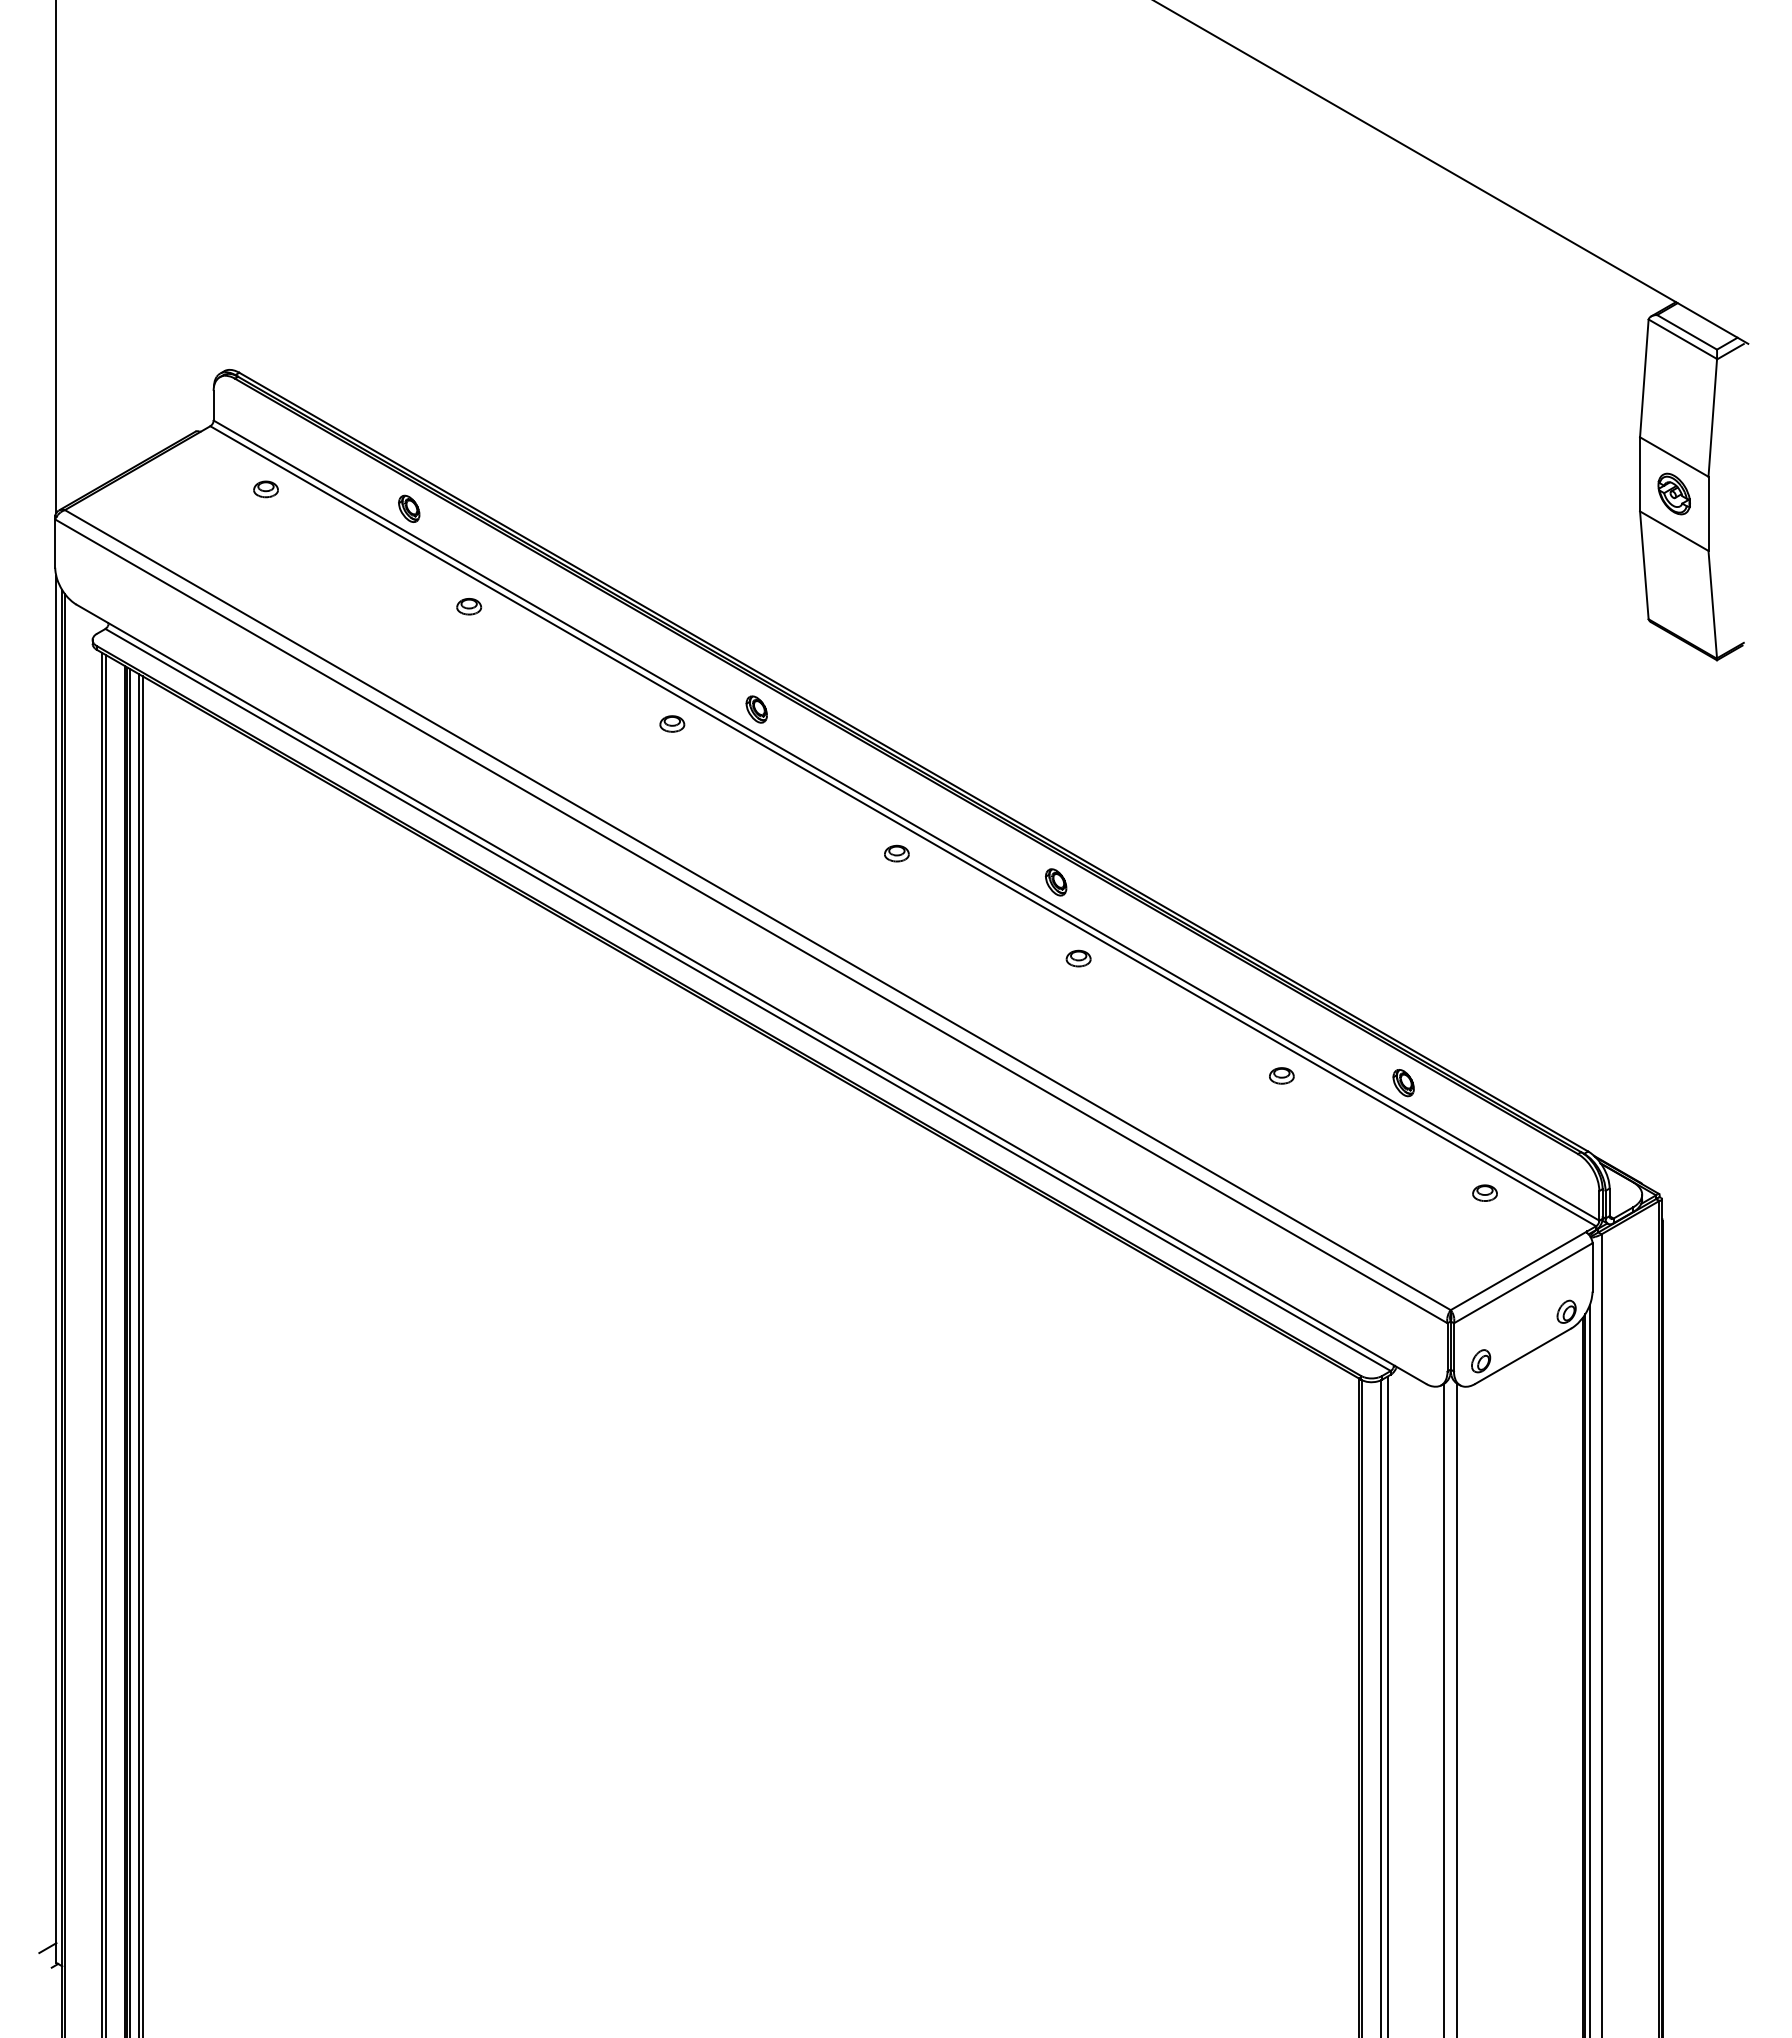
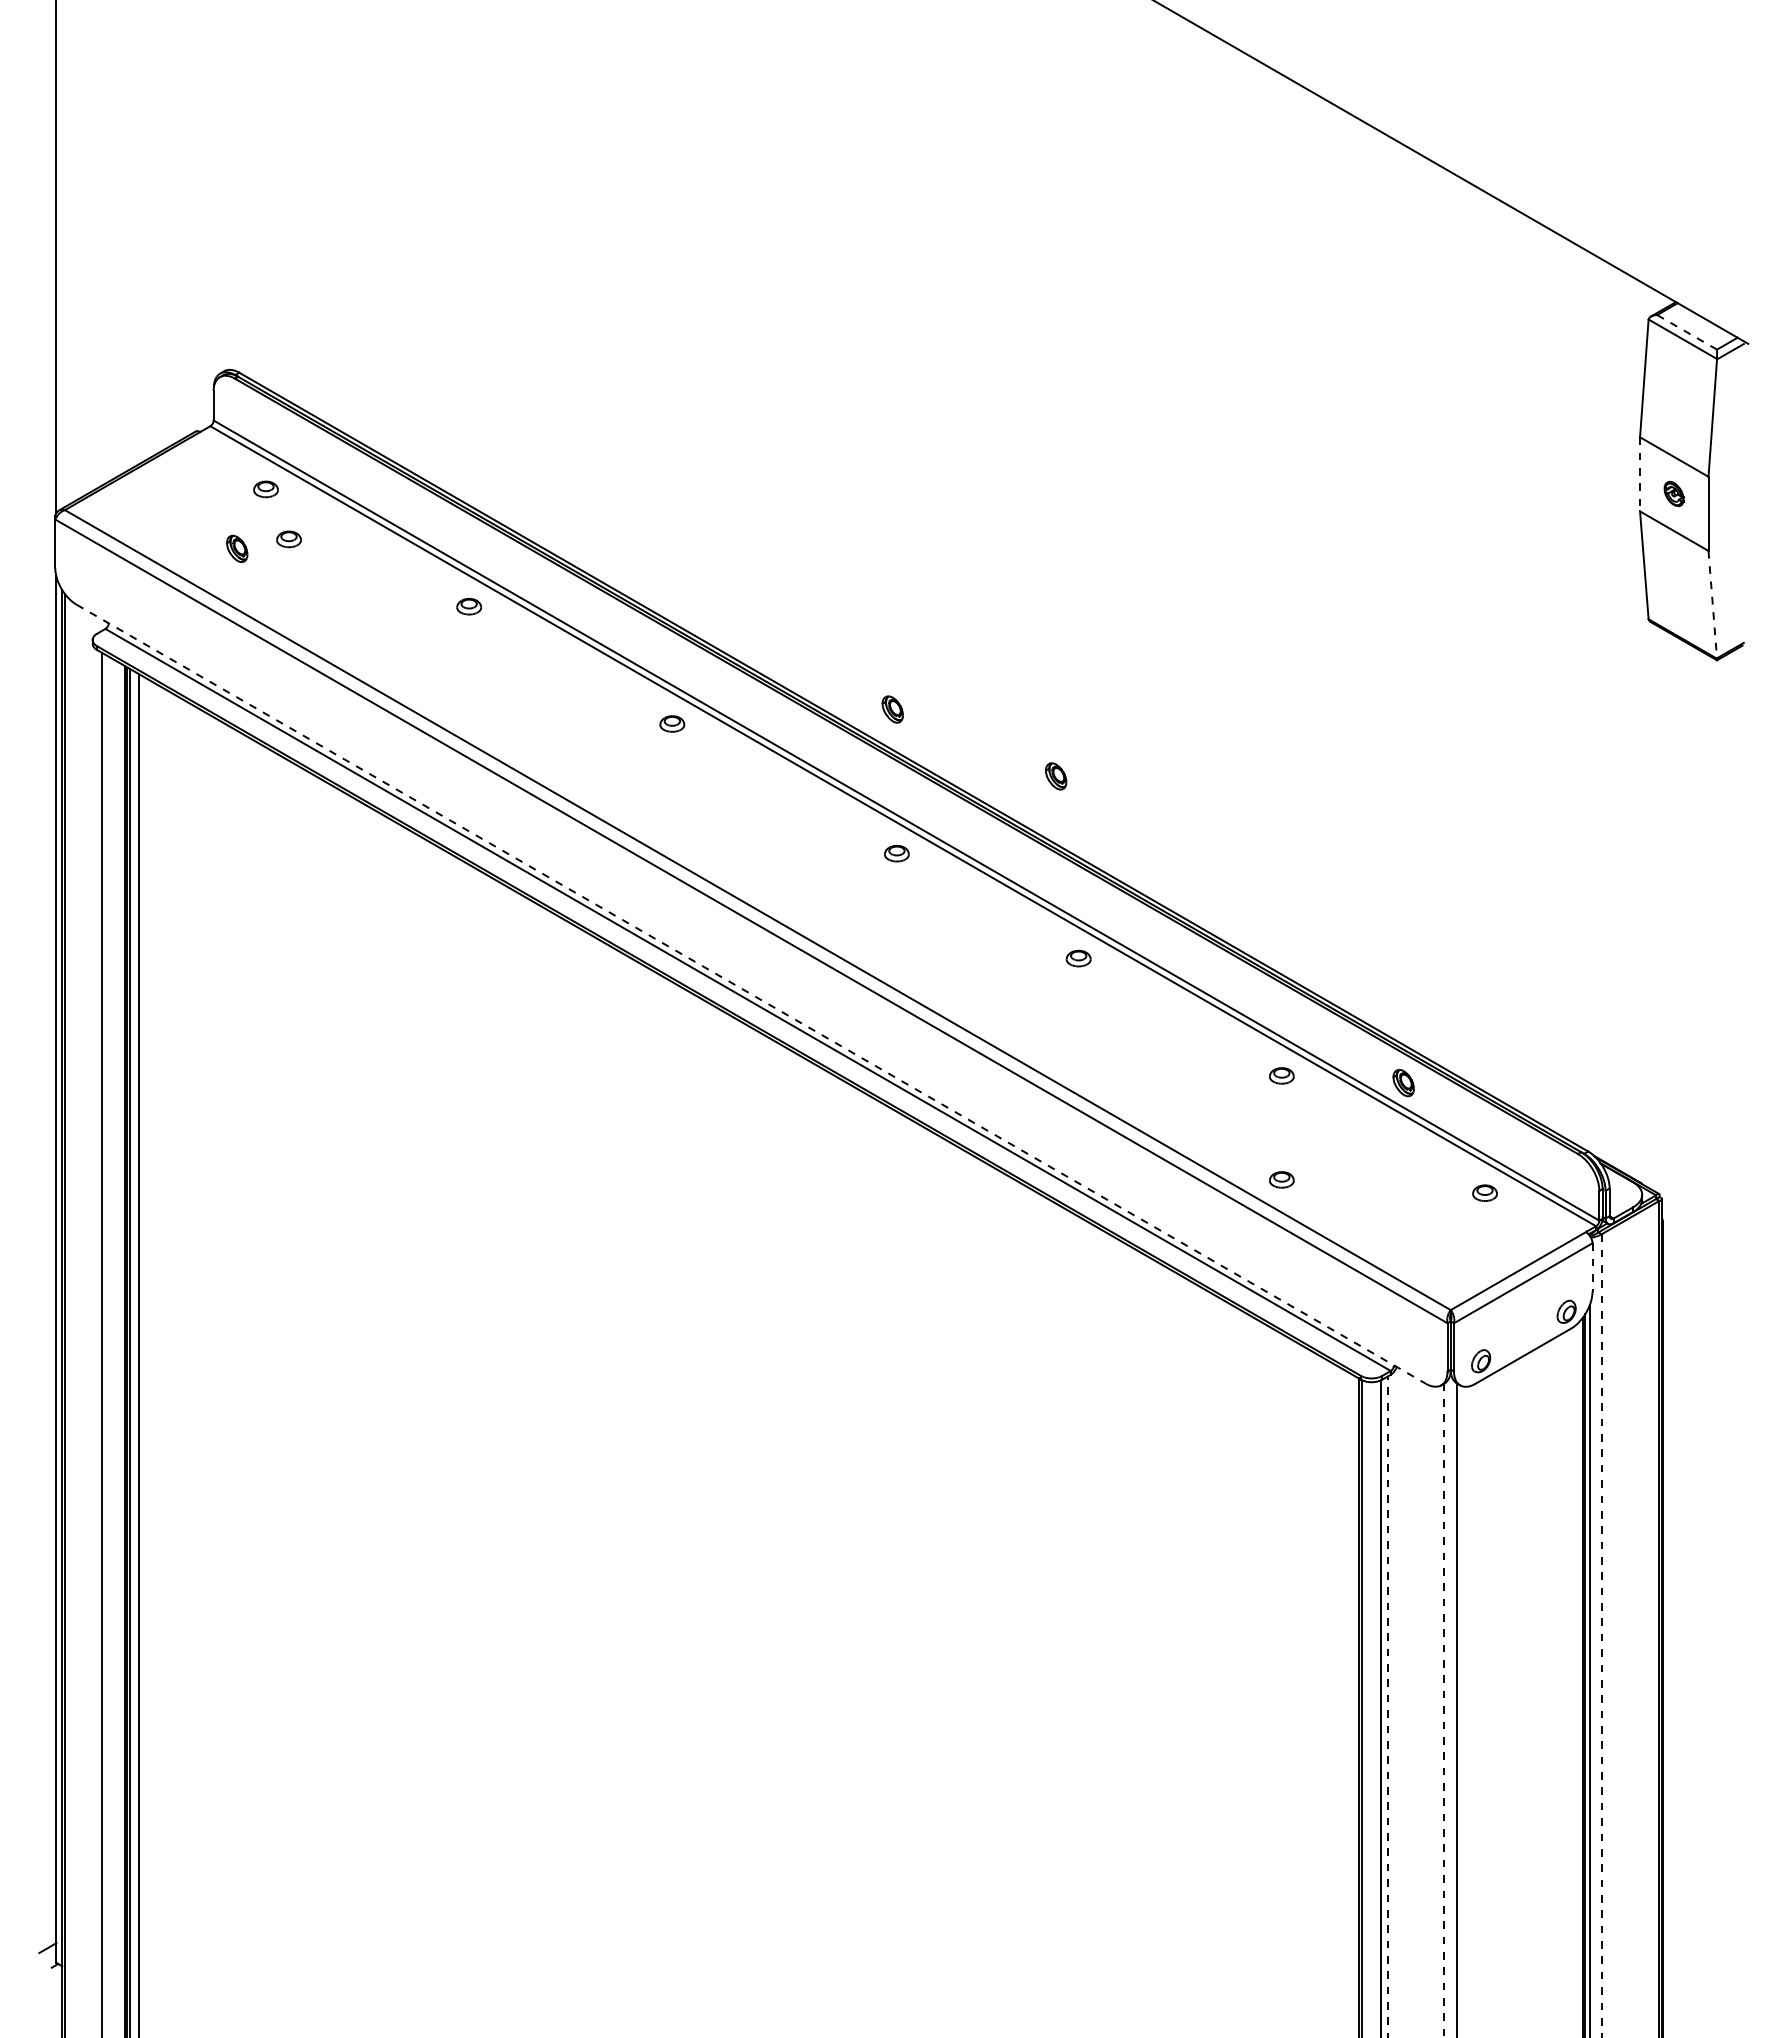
line: solid -> dashed (1687, 332)
line: solid -> dashed (1640, 474)
part size: 34x44 px -> 22x28 px (1673, 493)
part position: (409, 508) -> (237, 548) (237, 548)
part: none -> present (288, 539)
line: solid -> dashed (1712, 604)
part position: (756, 709) -> (892, 709) (892, 709)
part position: (1056, 882) -> (1056, 776) (1056, 776)
line: solid -> dashed (751, 994)
part: none -> present (1281, 1179)
line: solid -> dashed (1592, 1267)
line: present -> none (105, 1344)
line: present -> none (142, 1355)
line: solid -> dashed (1601, 1636)
line: solid -> dashed (1387, 1706)
line: solid -> dashed (1444, 1710)
